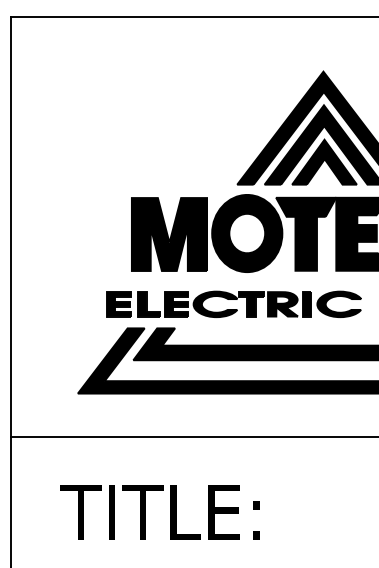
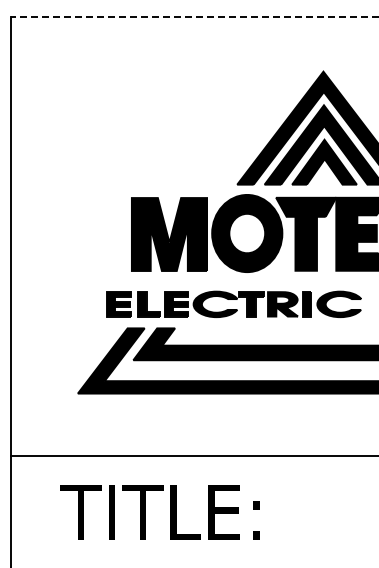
line: solid -> dashed (194, 17)
line position: (193, 436) -> (193, 455) (193, 455)
